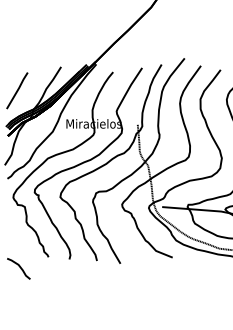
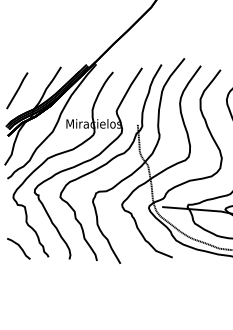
curve position: (19, 267) -> (19, 247) (19, 247)
